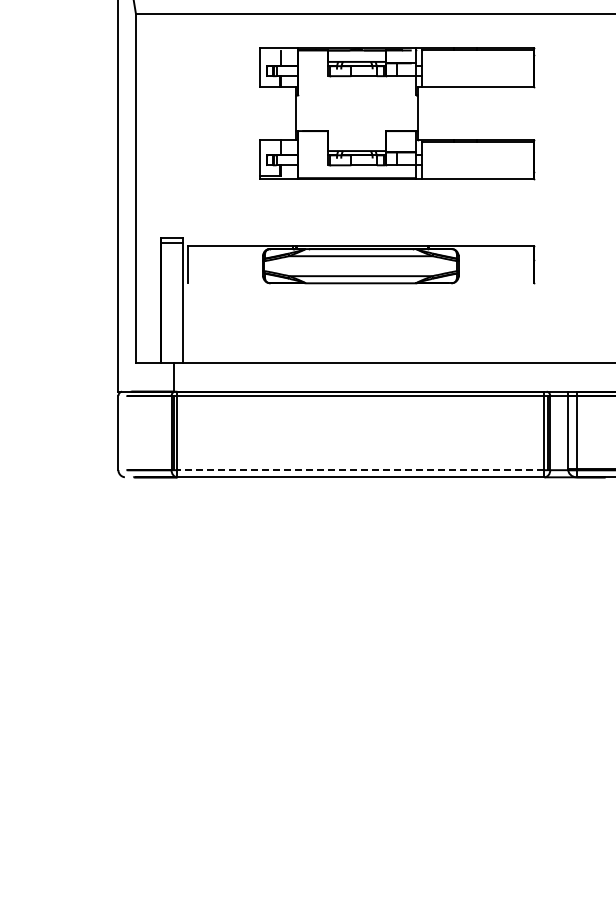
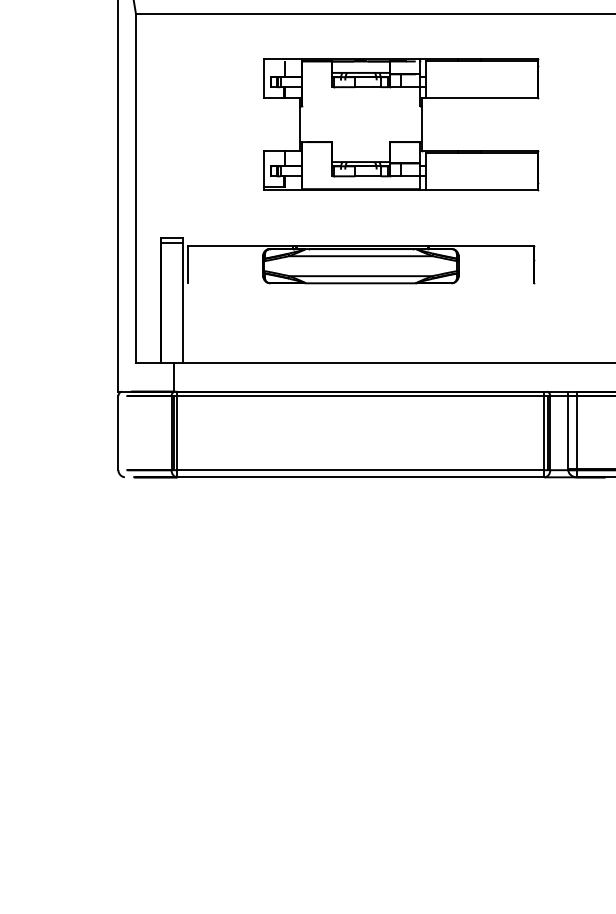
part position: (397, 113) -> (401, 124) (401, 124)
line: dashed -> solid (360, 470)
